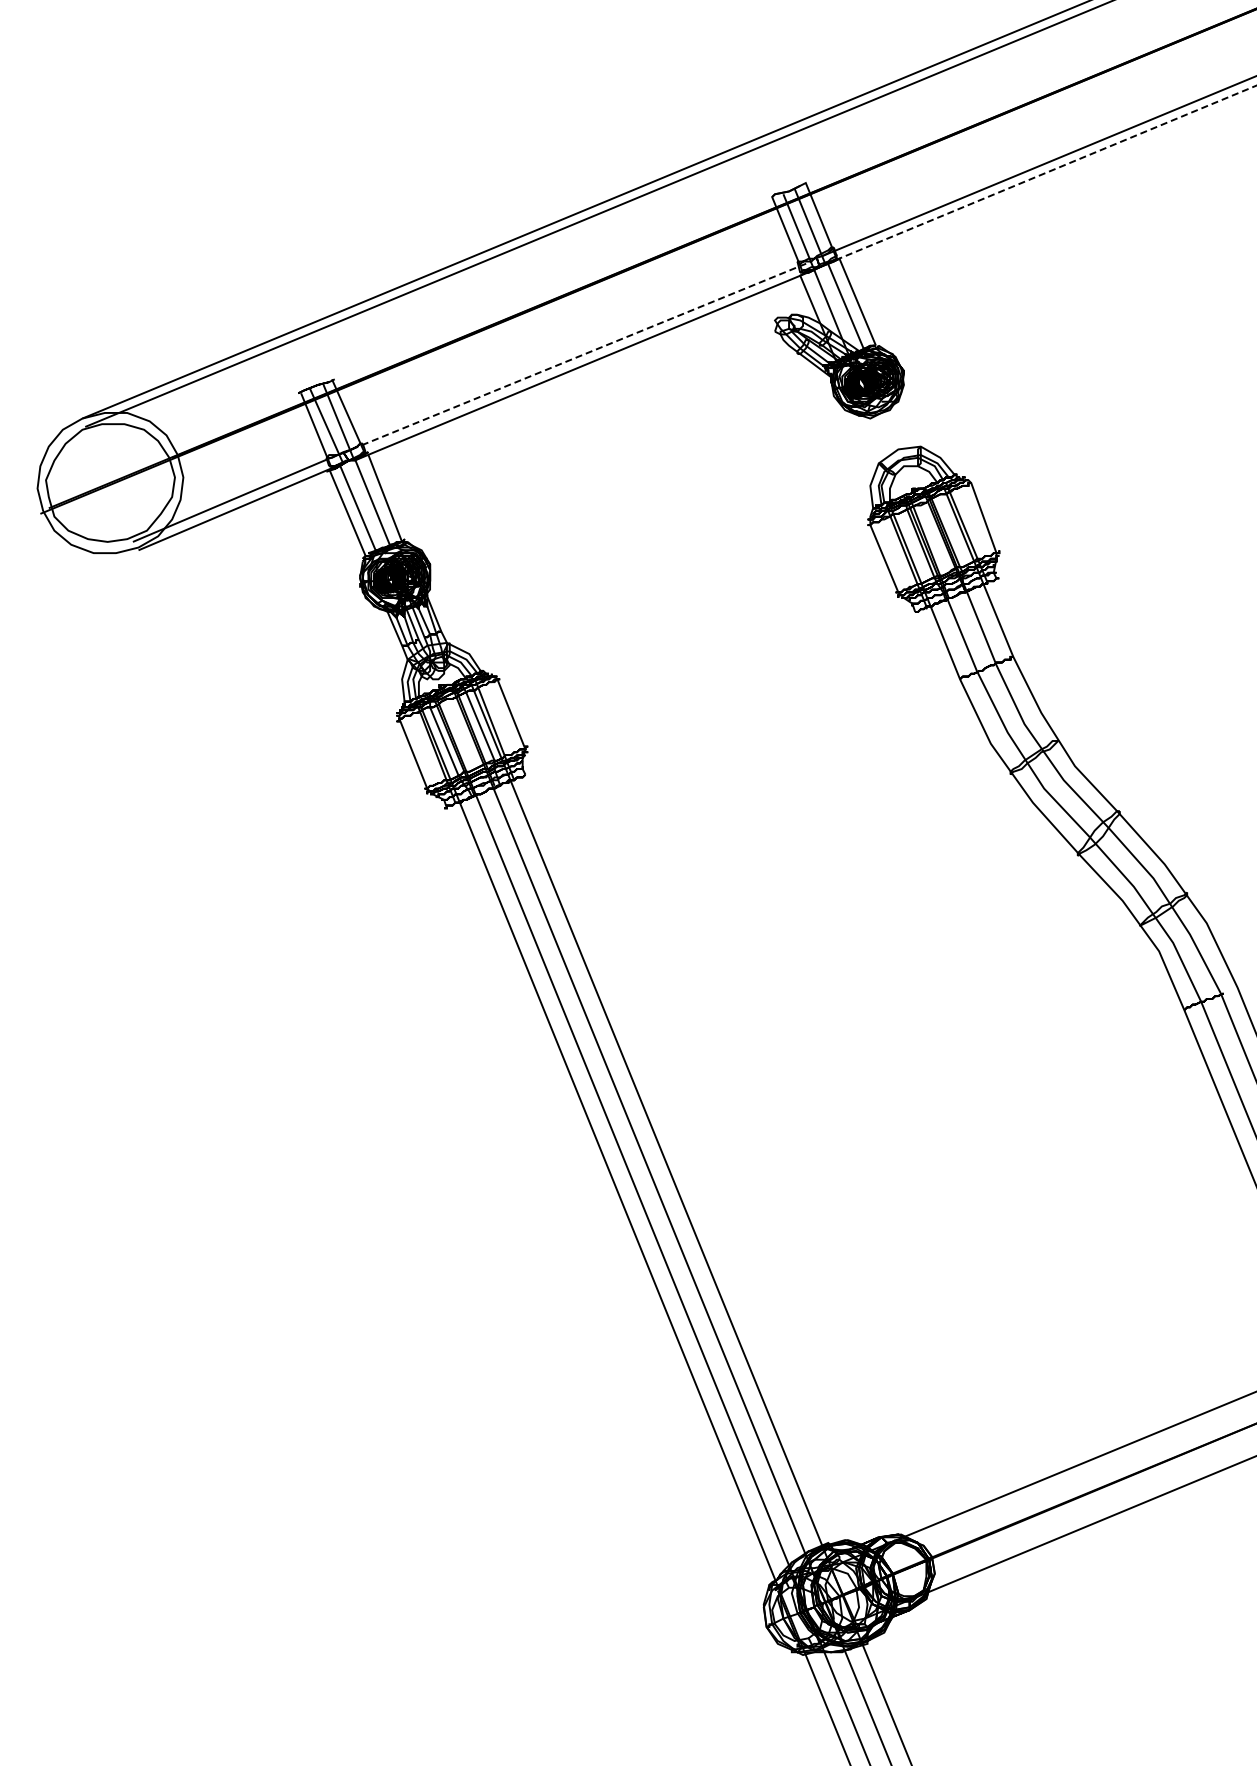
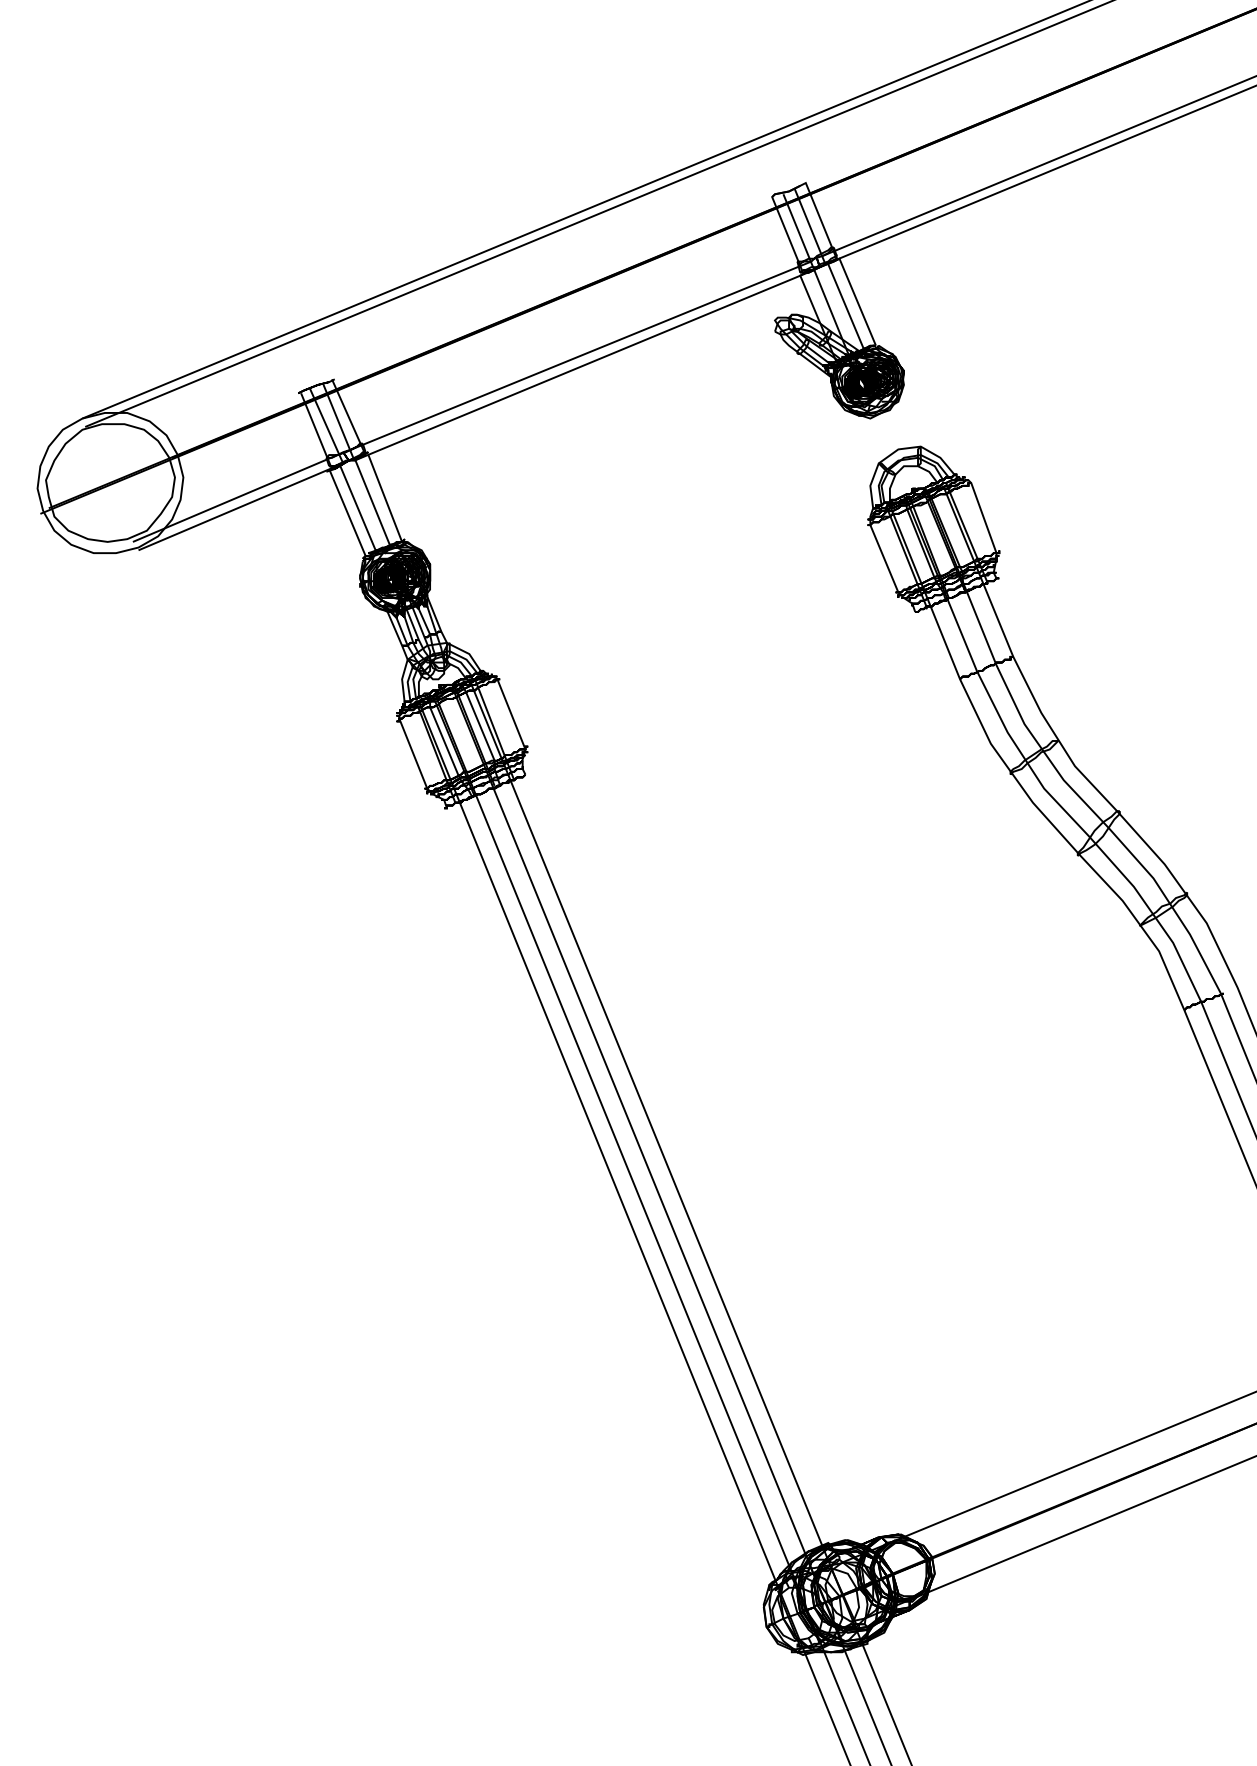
line: dashed -> solid (1041, 174)
line: dashed -> solid (581, 355)
